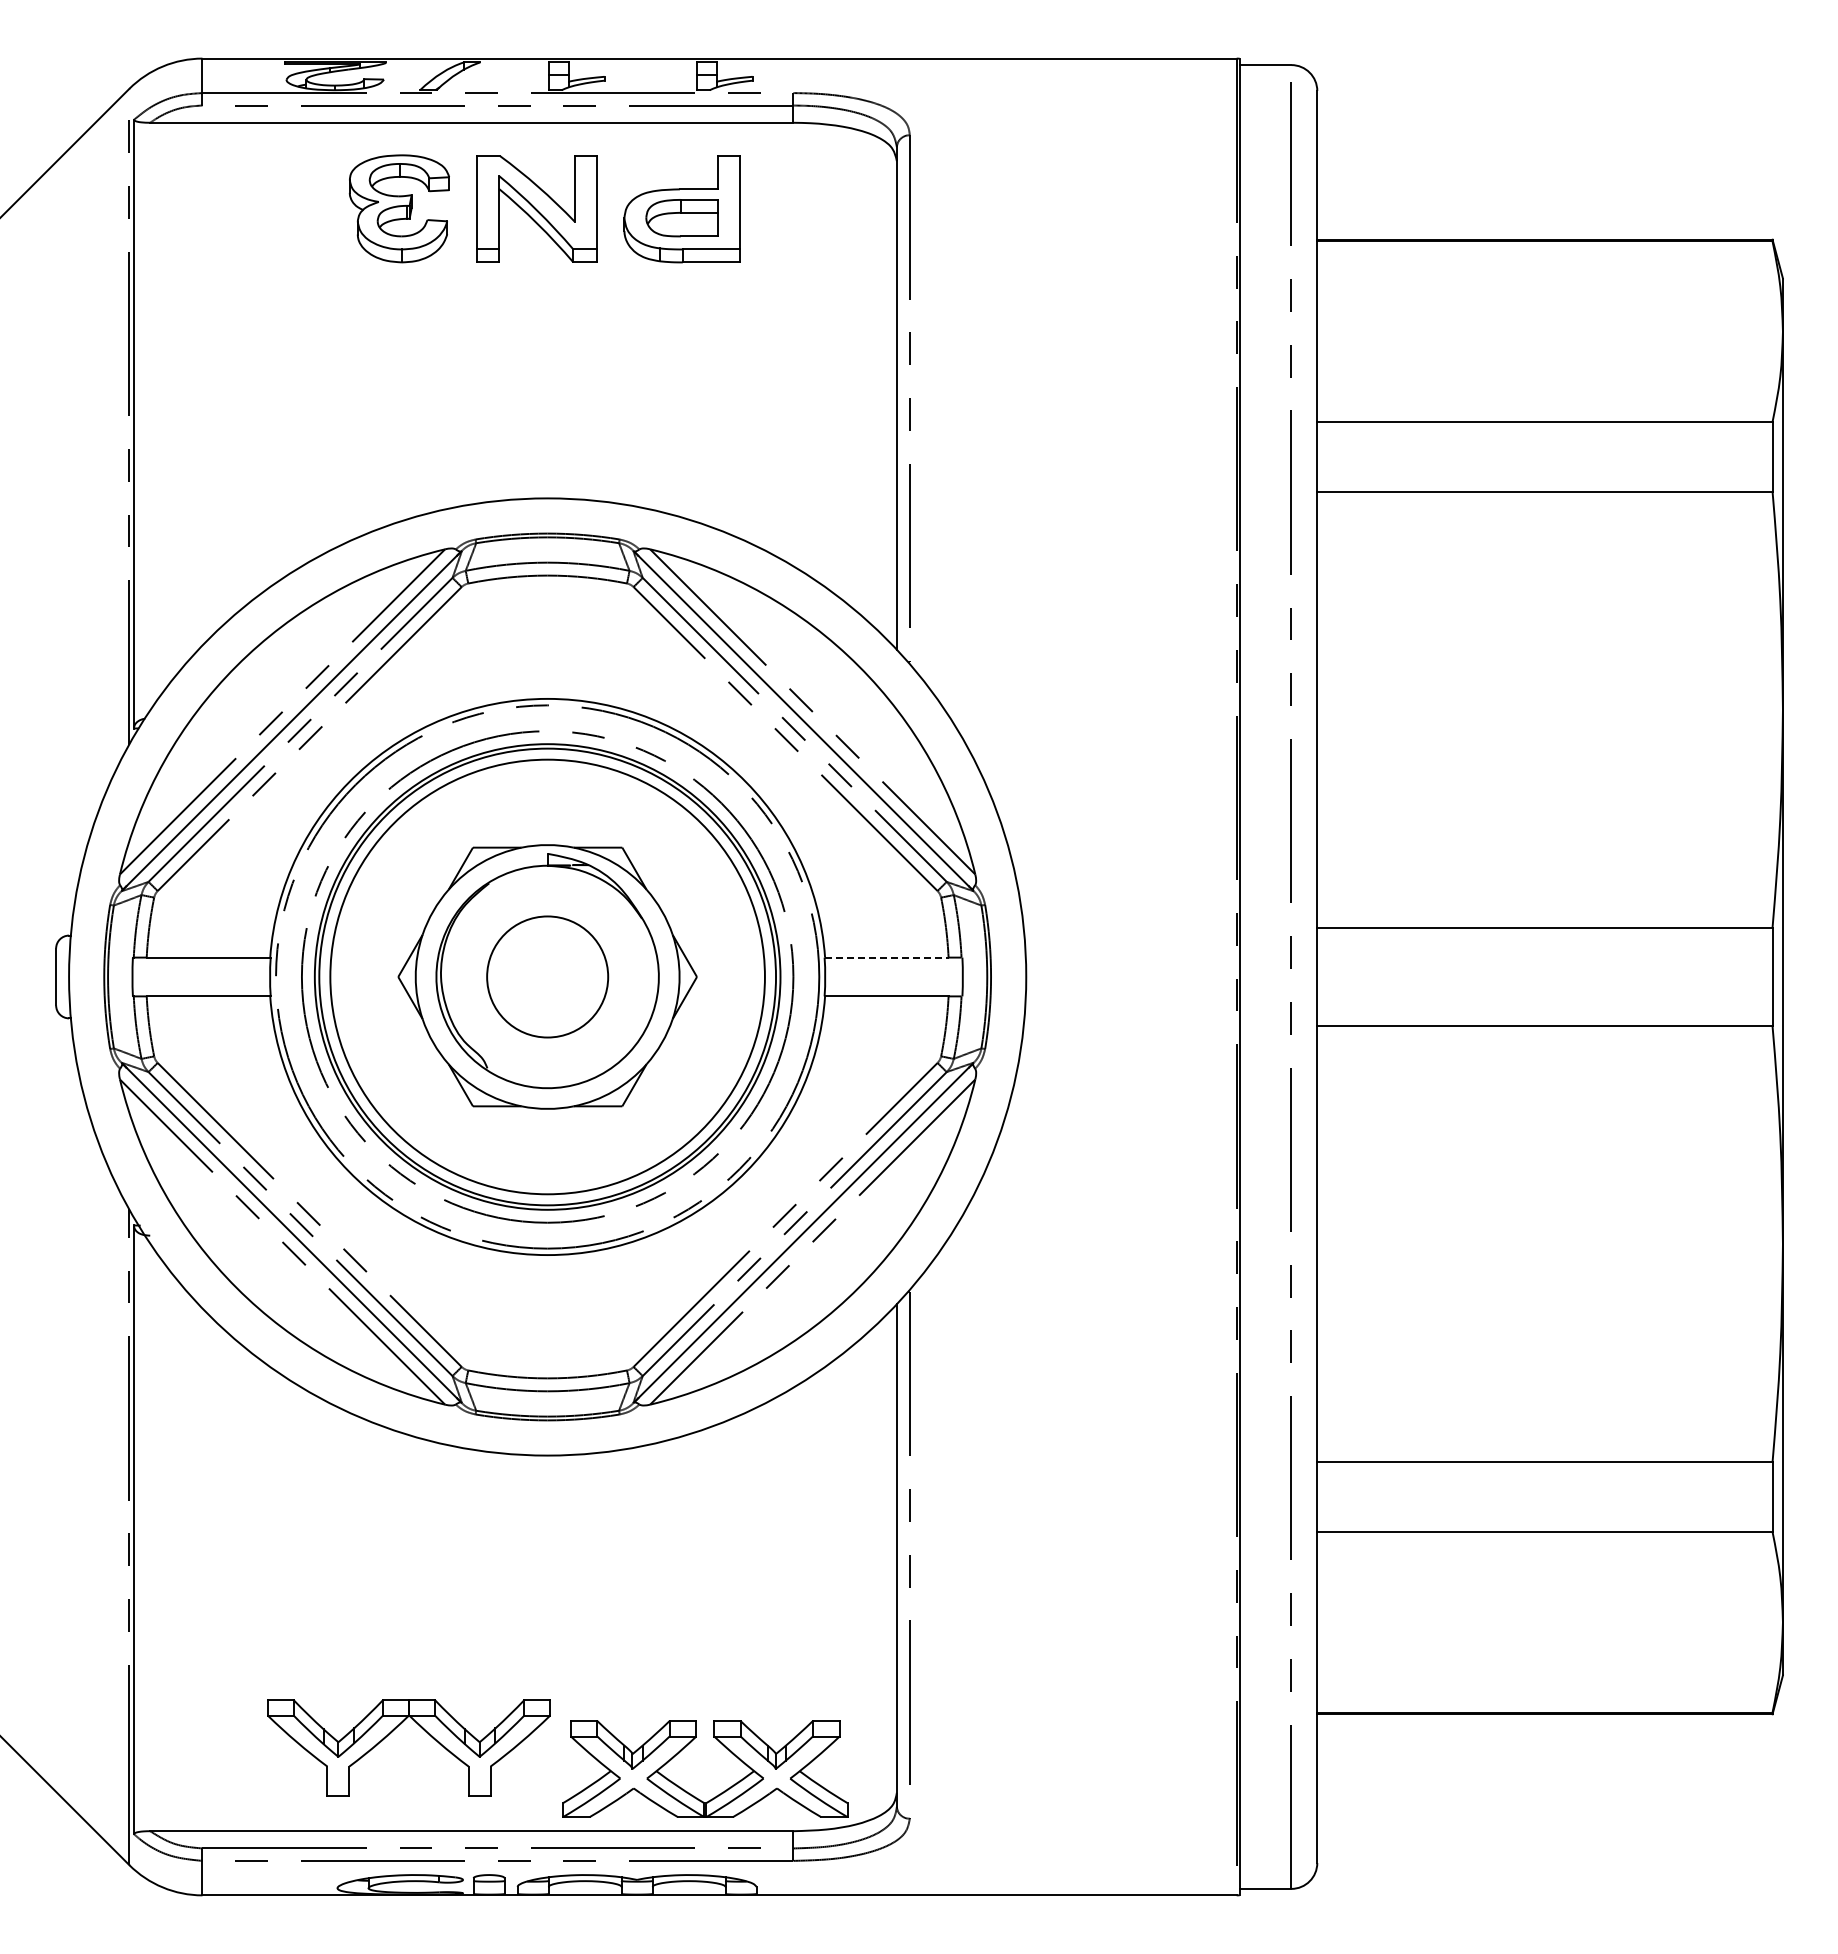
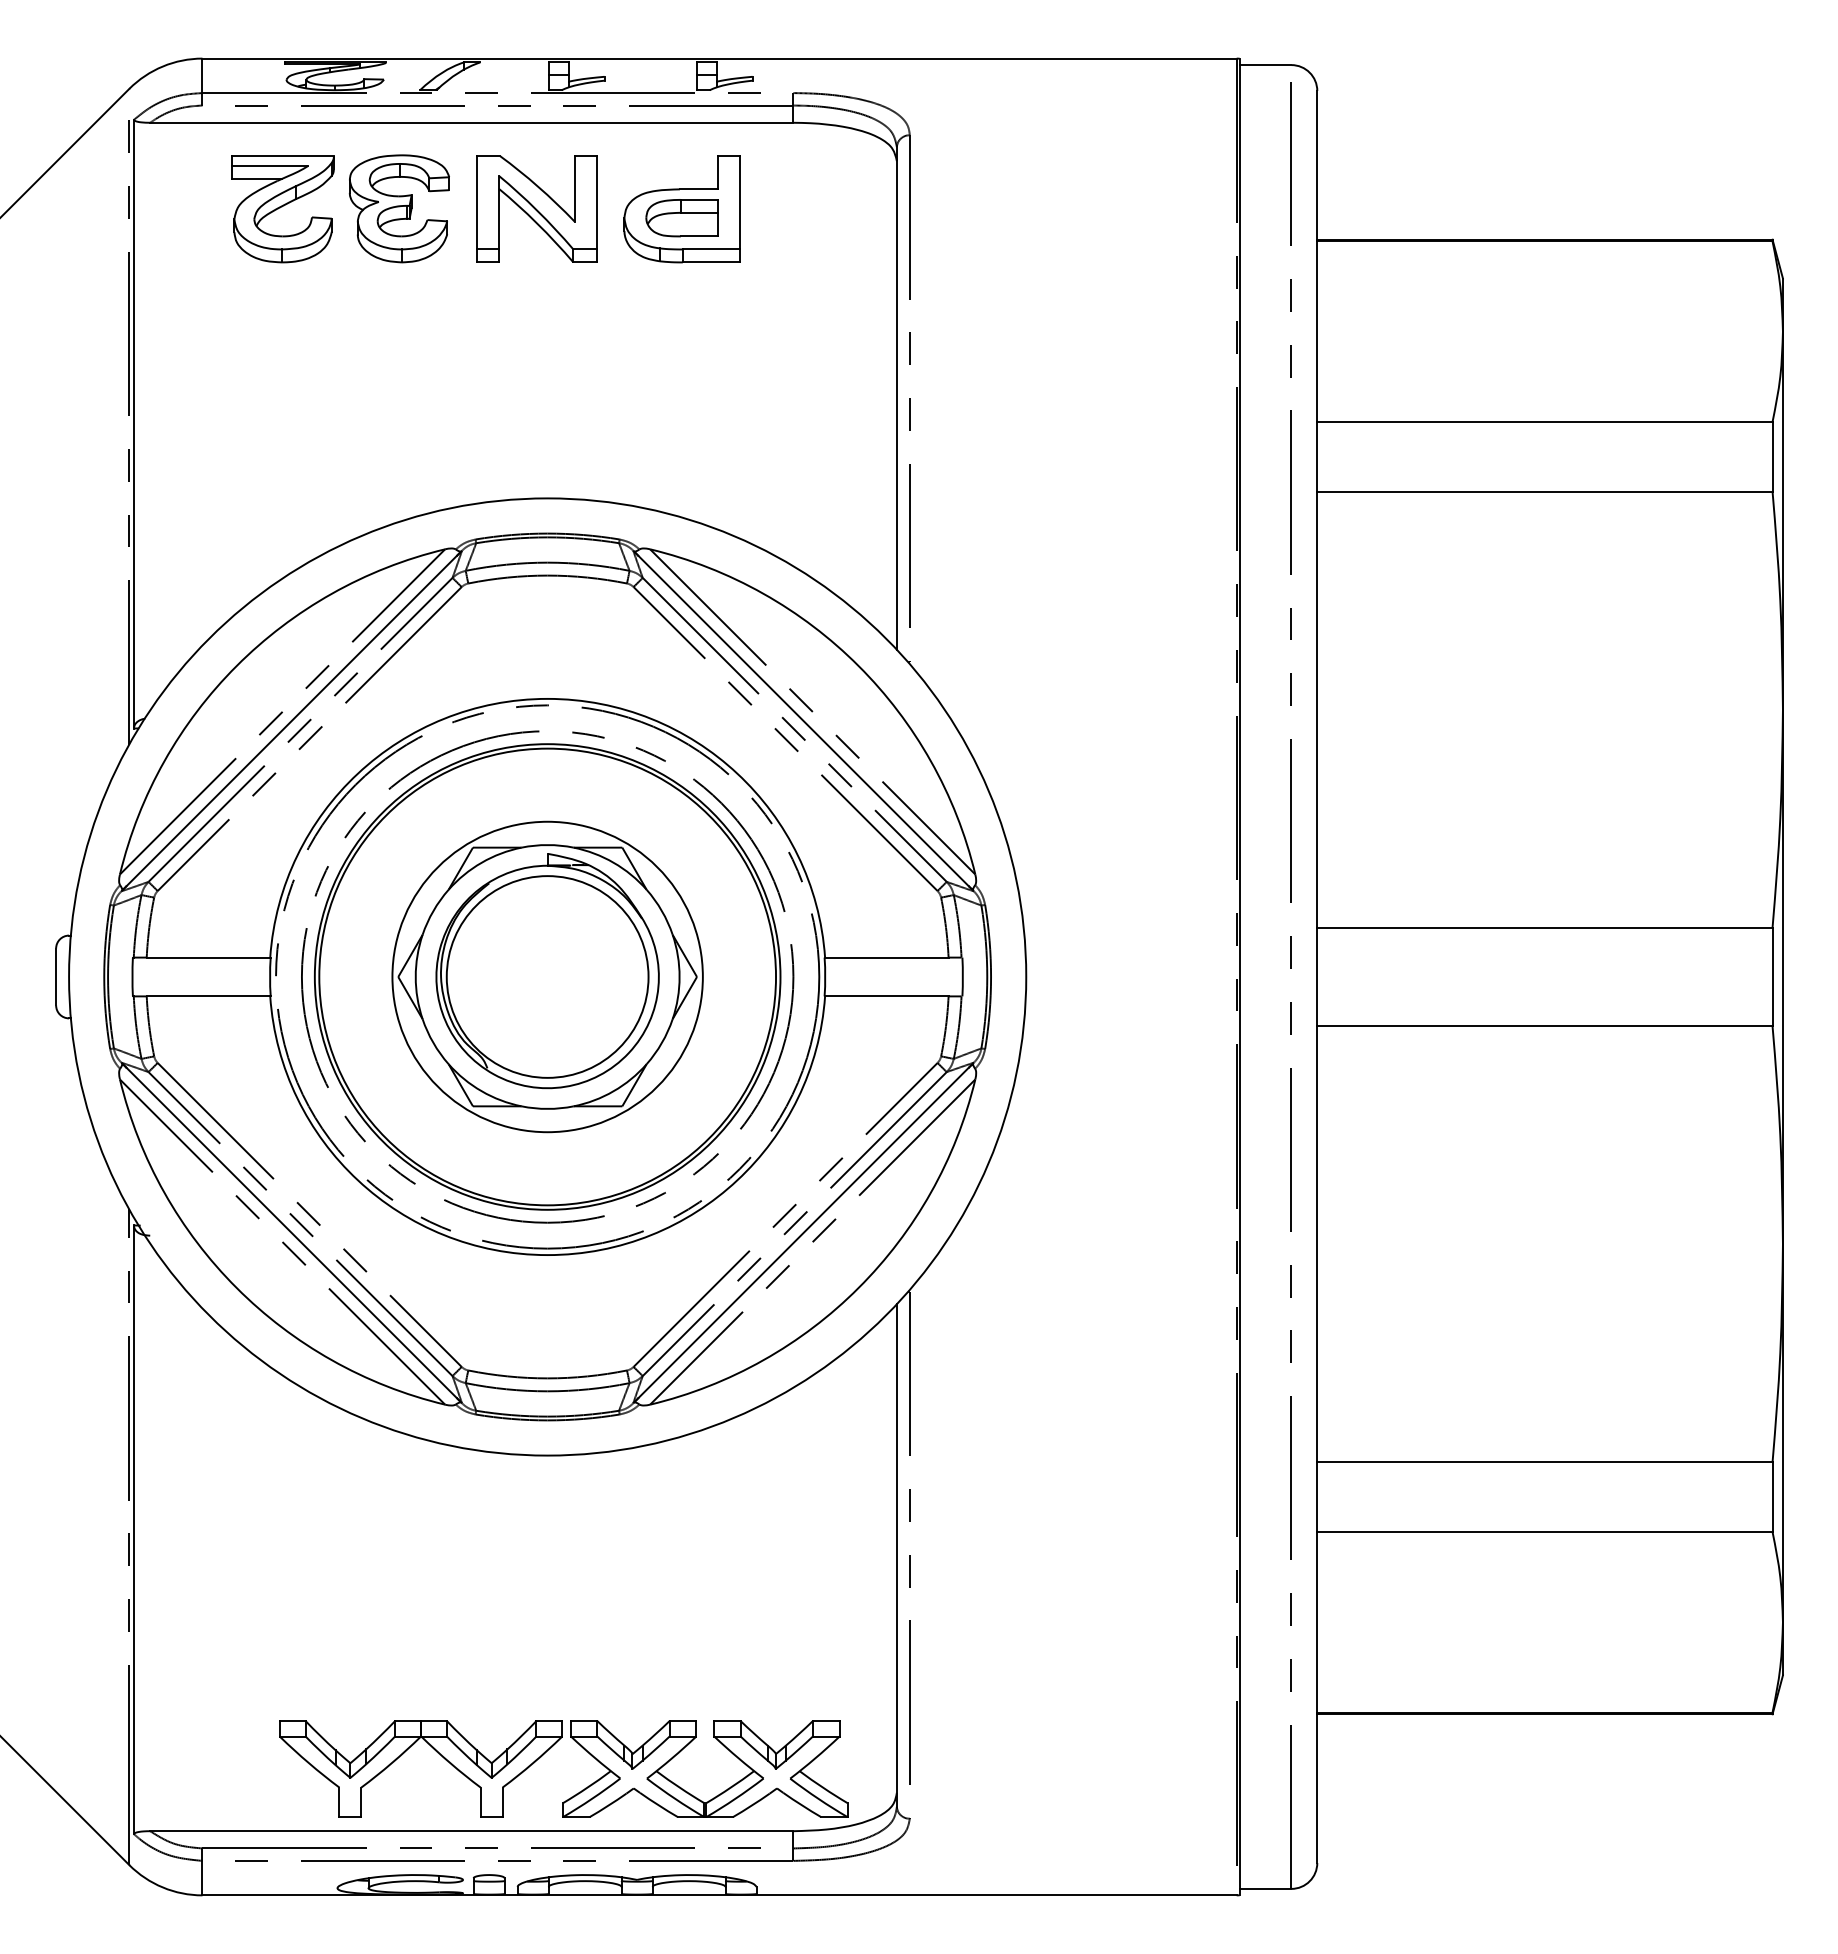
part: none -> present (282, 209)
line: dashed -> solid (886, 957)
circle diameter: 121 px -> 202 px (547, 976)
circle diameter: 435 px -> 310 px (547, 976)
part position: (393, 1731) -> (405, 1752) (405, 1752)
